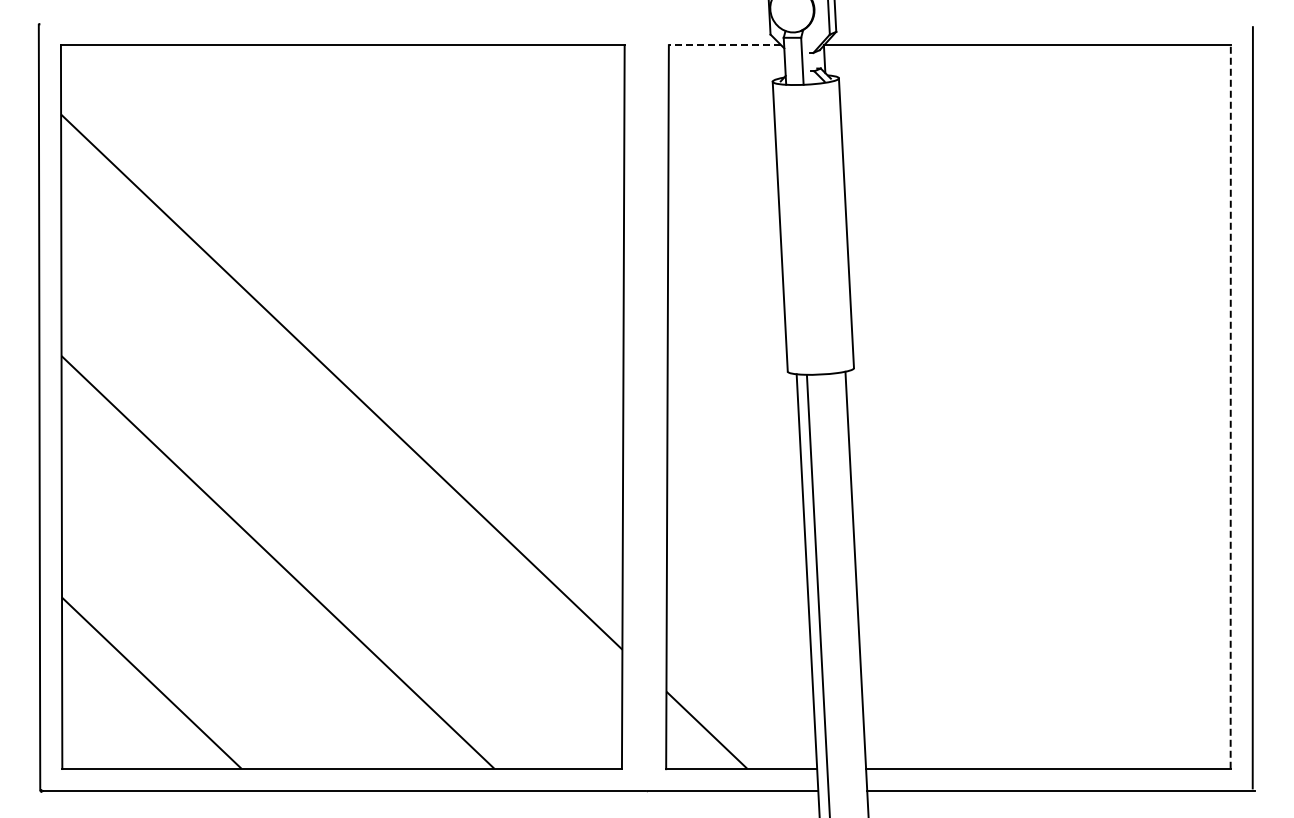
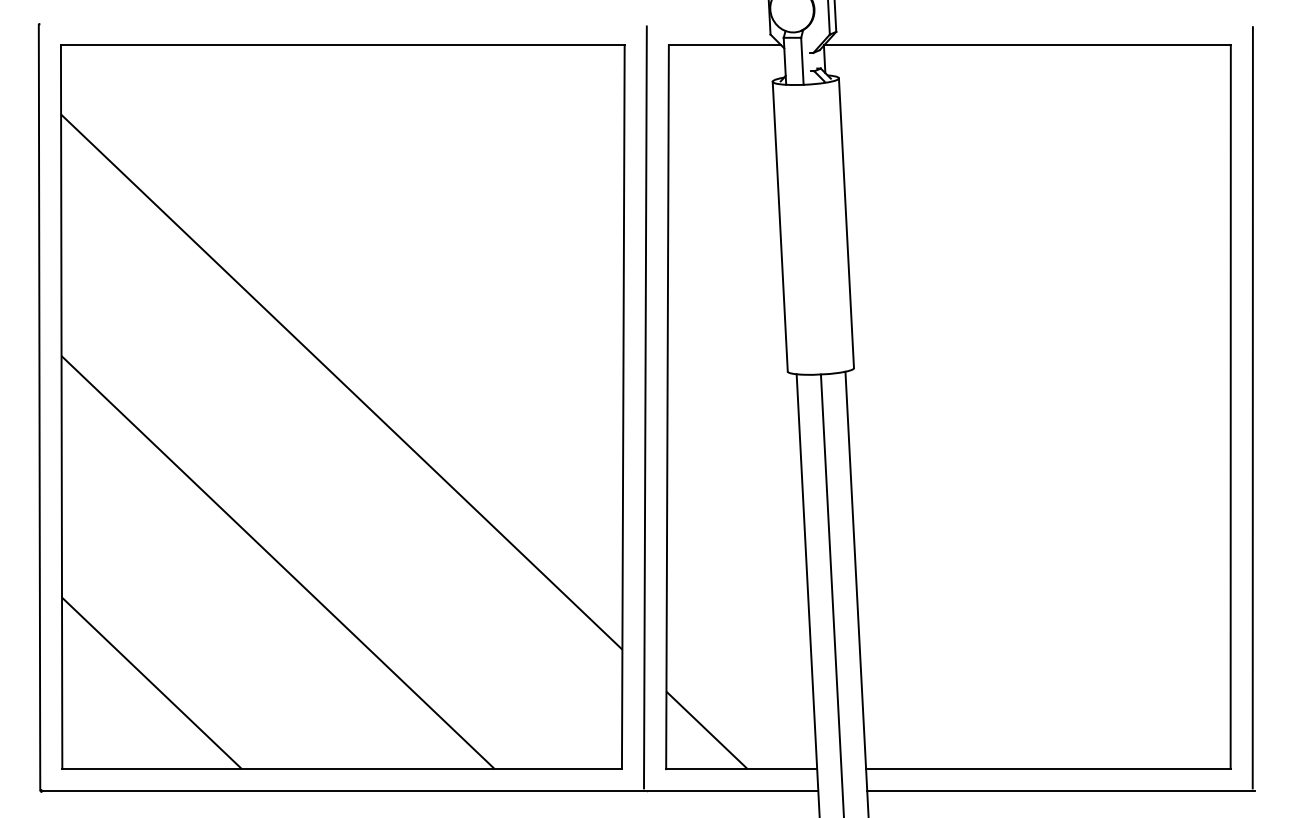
line: dashed -> solid (724, 45)
line: none -> present (645, 407)
line: dashed -> solid (1230, 407)
line position: (817, 594) -> (831, 594) (831, 594)
